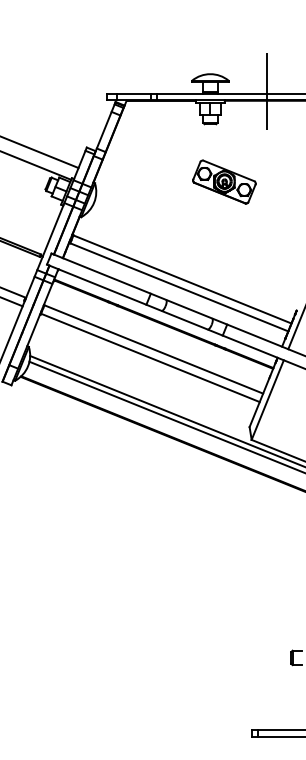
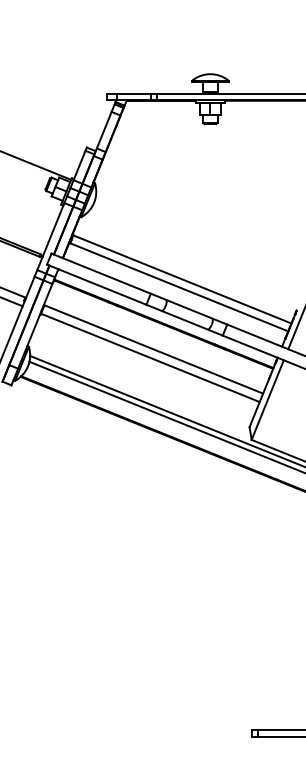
line: present -> none (267, 91)
line: present -> none (40, 152)
part: present -> none (224, 181)
part: present -> none (296, 657)
